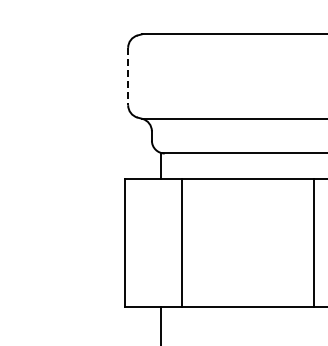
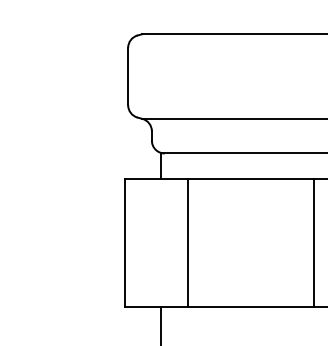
line: dashed -> solid (128, 76)
line position: (181, 243) -> (187, 243) (187, 243)
